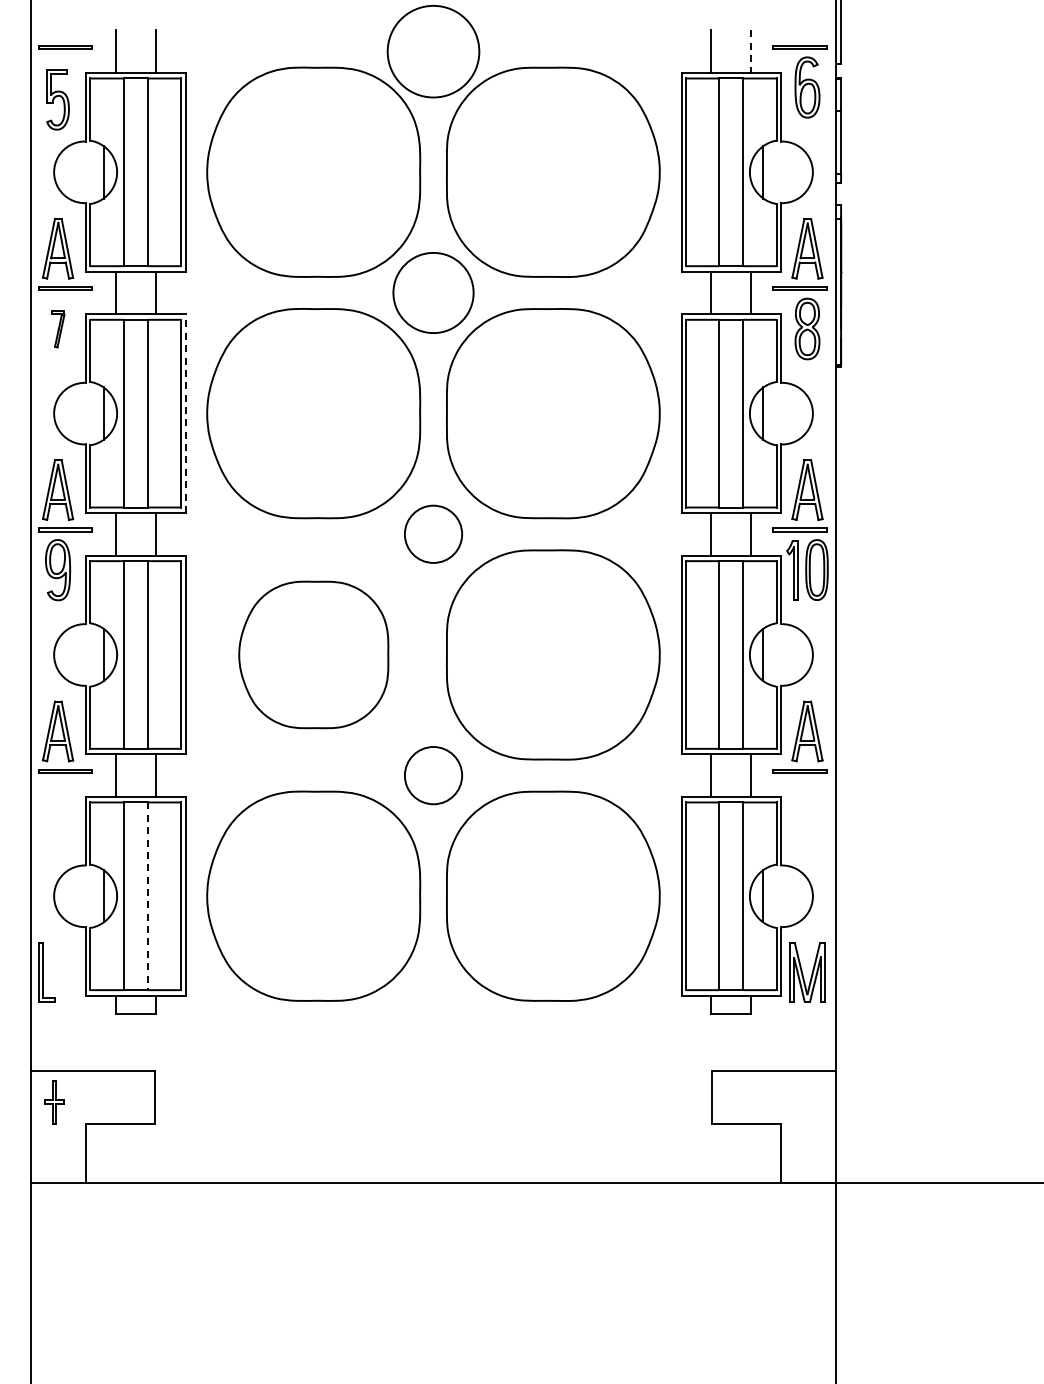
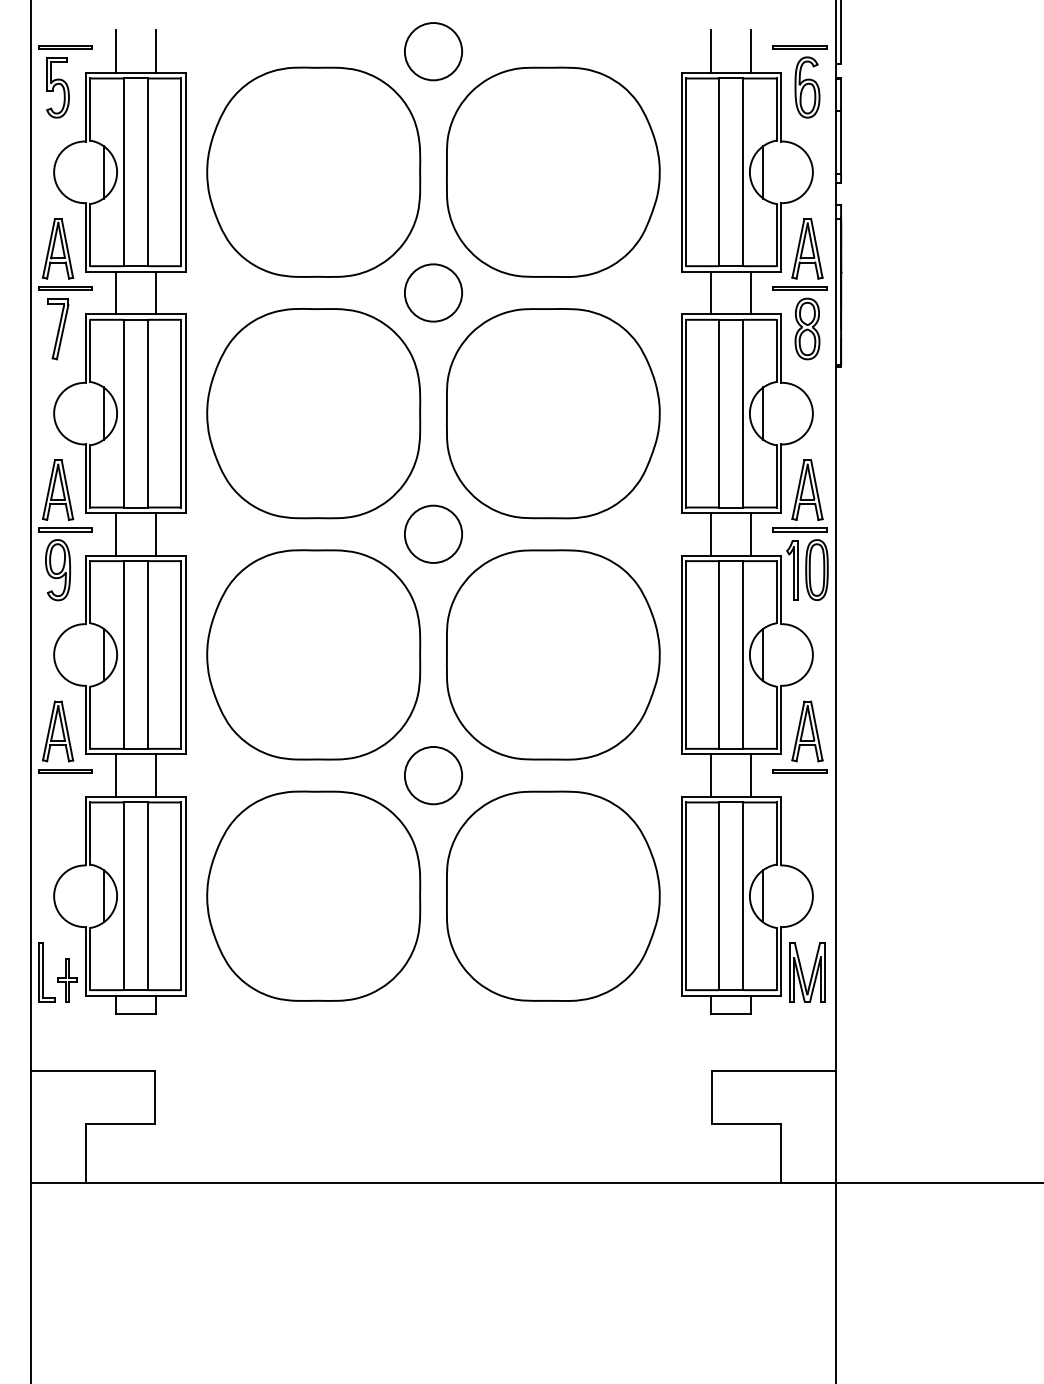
circle diameter: 92 px -> 57 px (433, 51)
line: dashed -> solid (751, 52)
part position: (57, 99) -> (57, 87) (57, 87)
circle diameter: 80 px -> 57 px (433, 292)
part size: 15x39 px -> 23x63 px (58, 329)
line: dashed -> solid (185, 413)
part size: 152x150 px -> 216x212 px (313, 654)
line: dashed -> solid (148, 896)
part position: (54, 1102) -> (67, 980) (67, 980)
